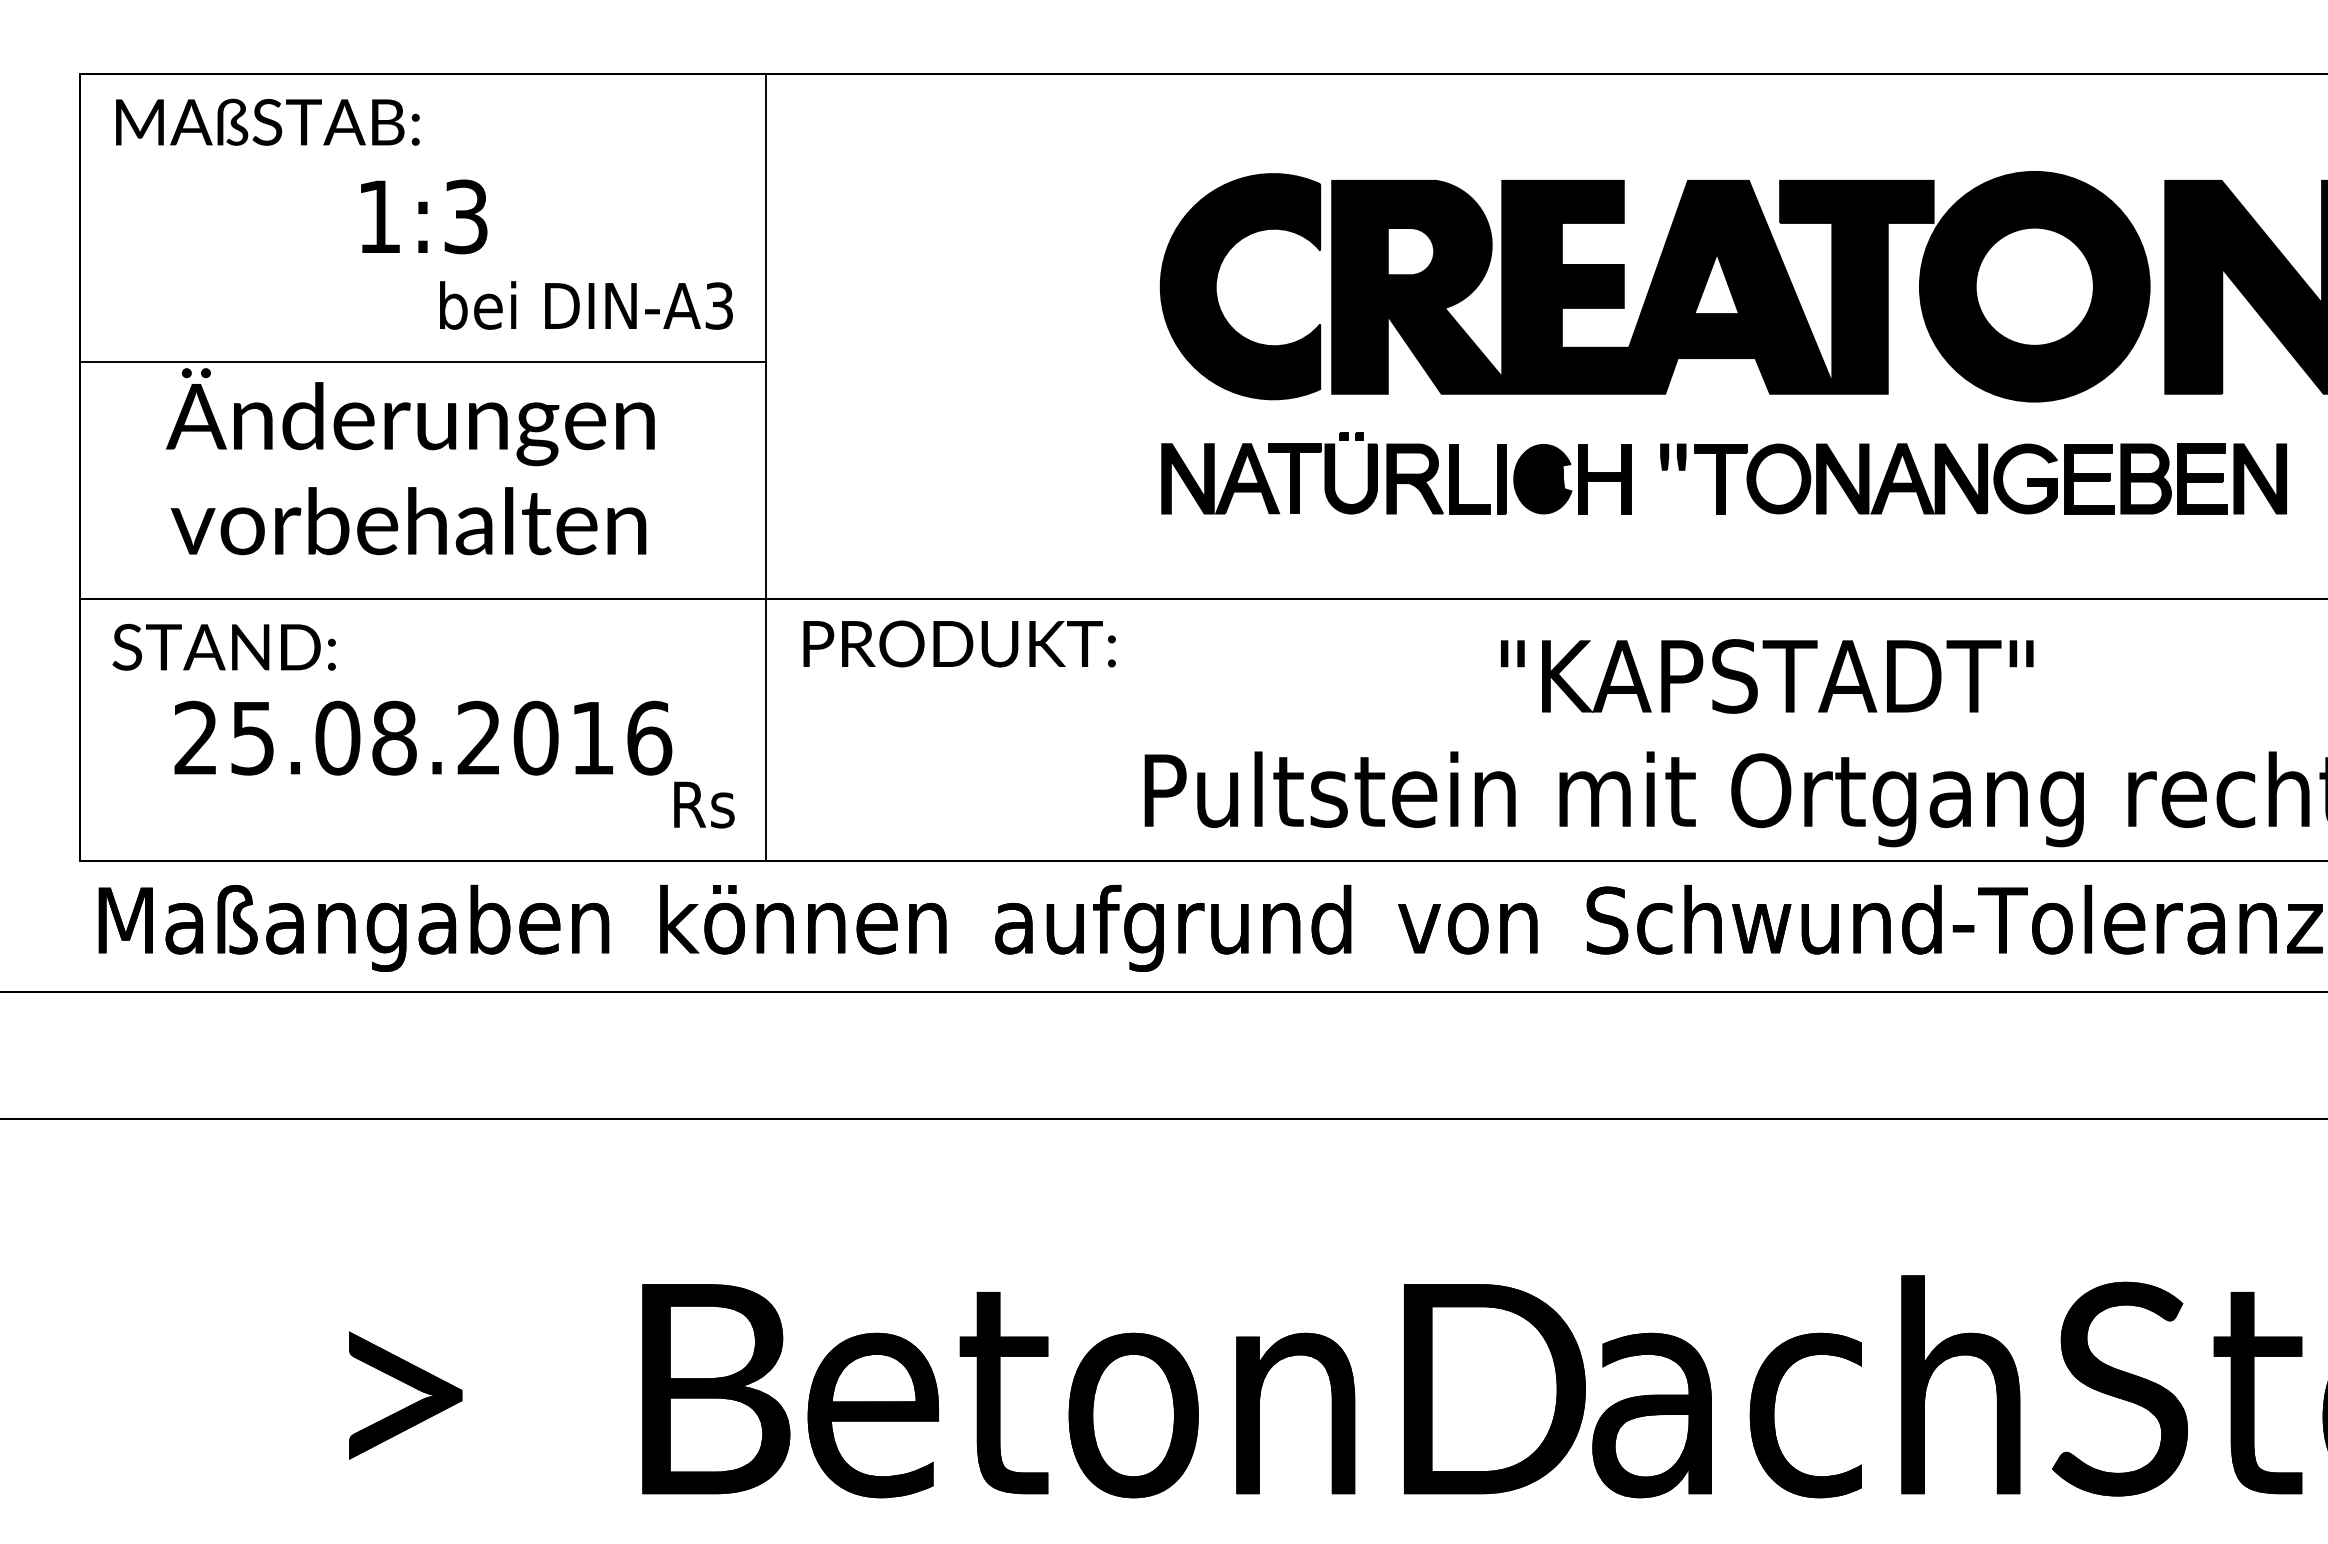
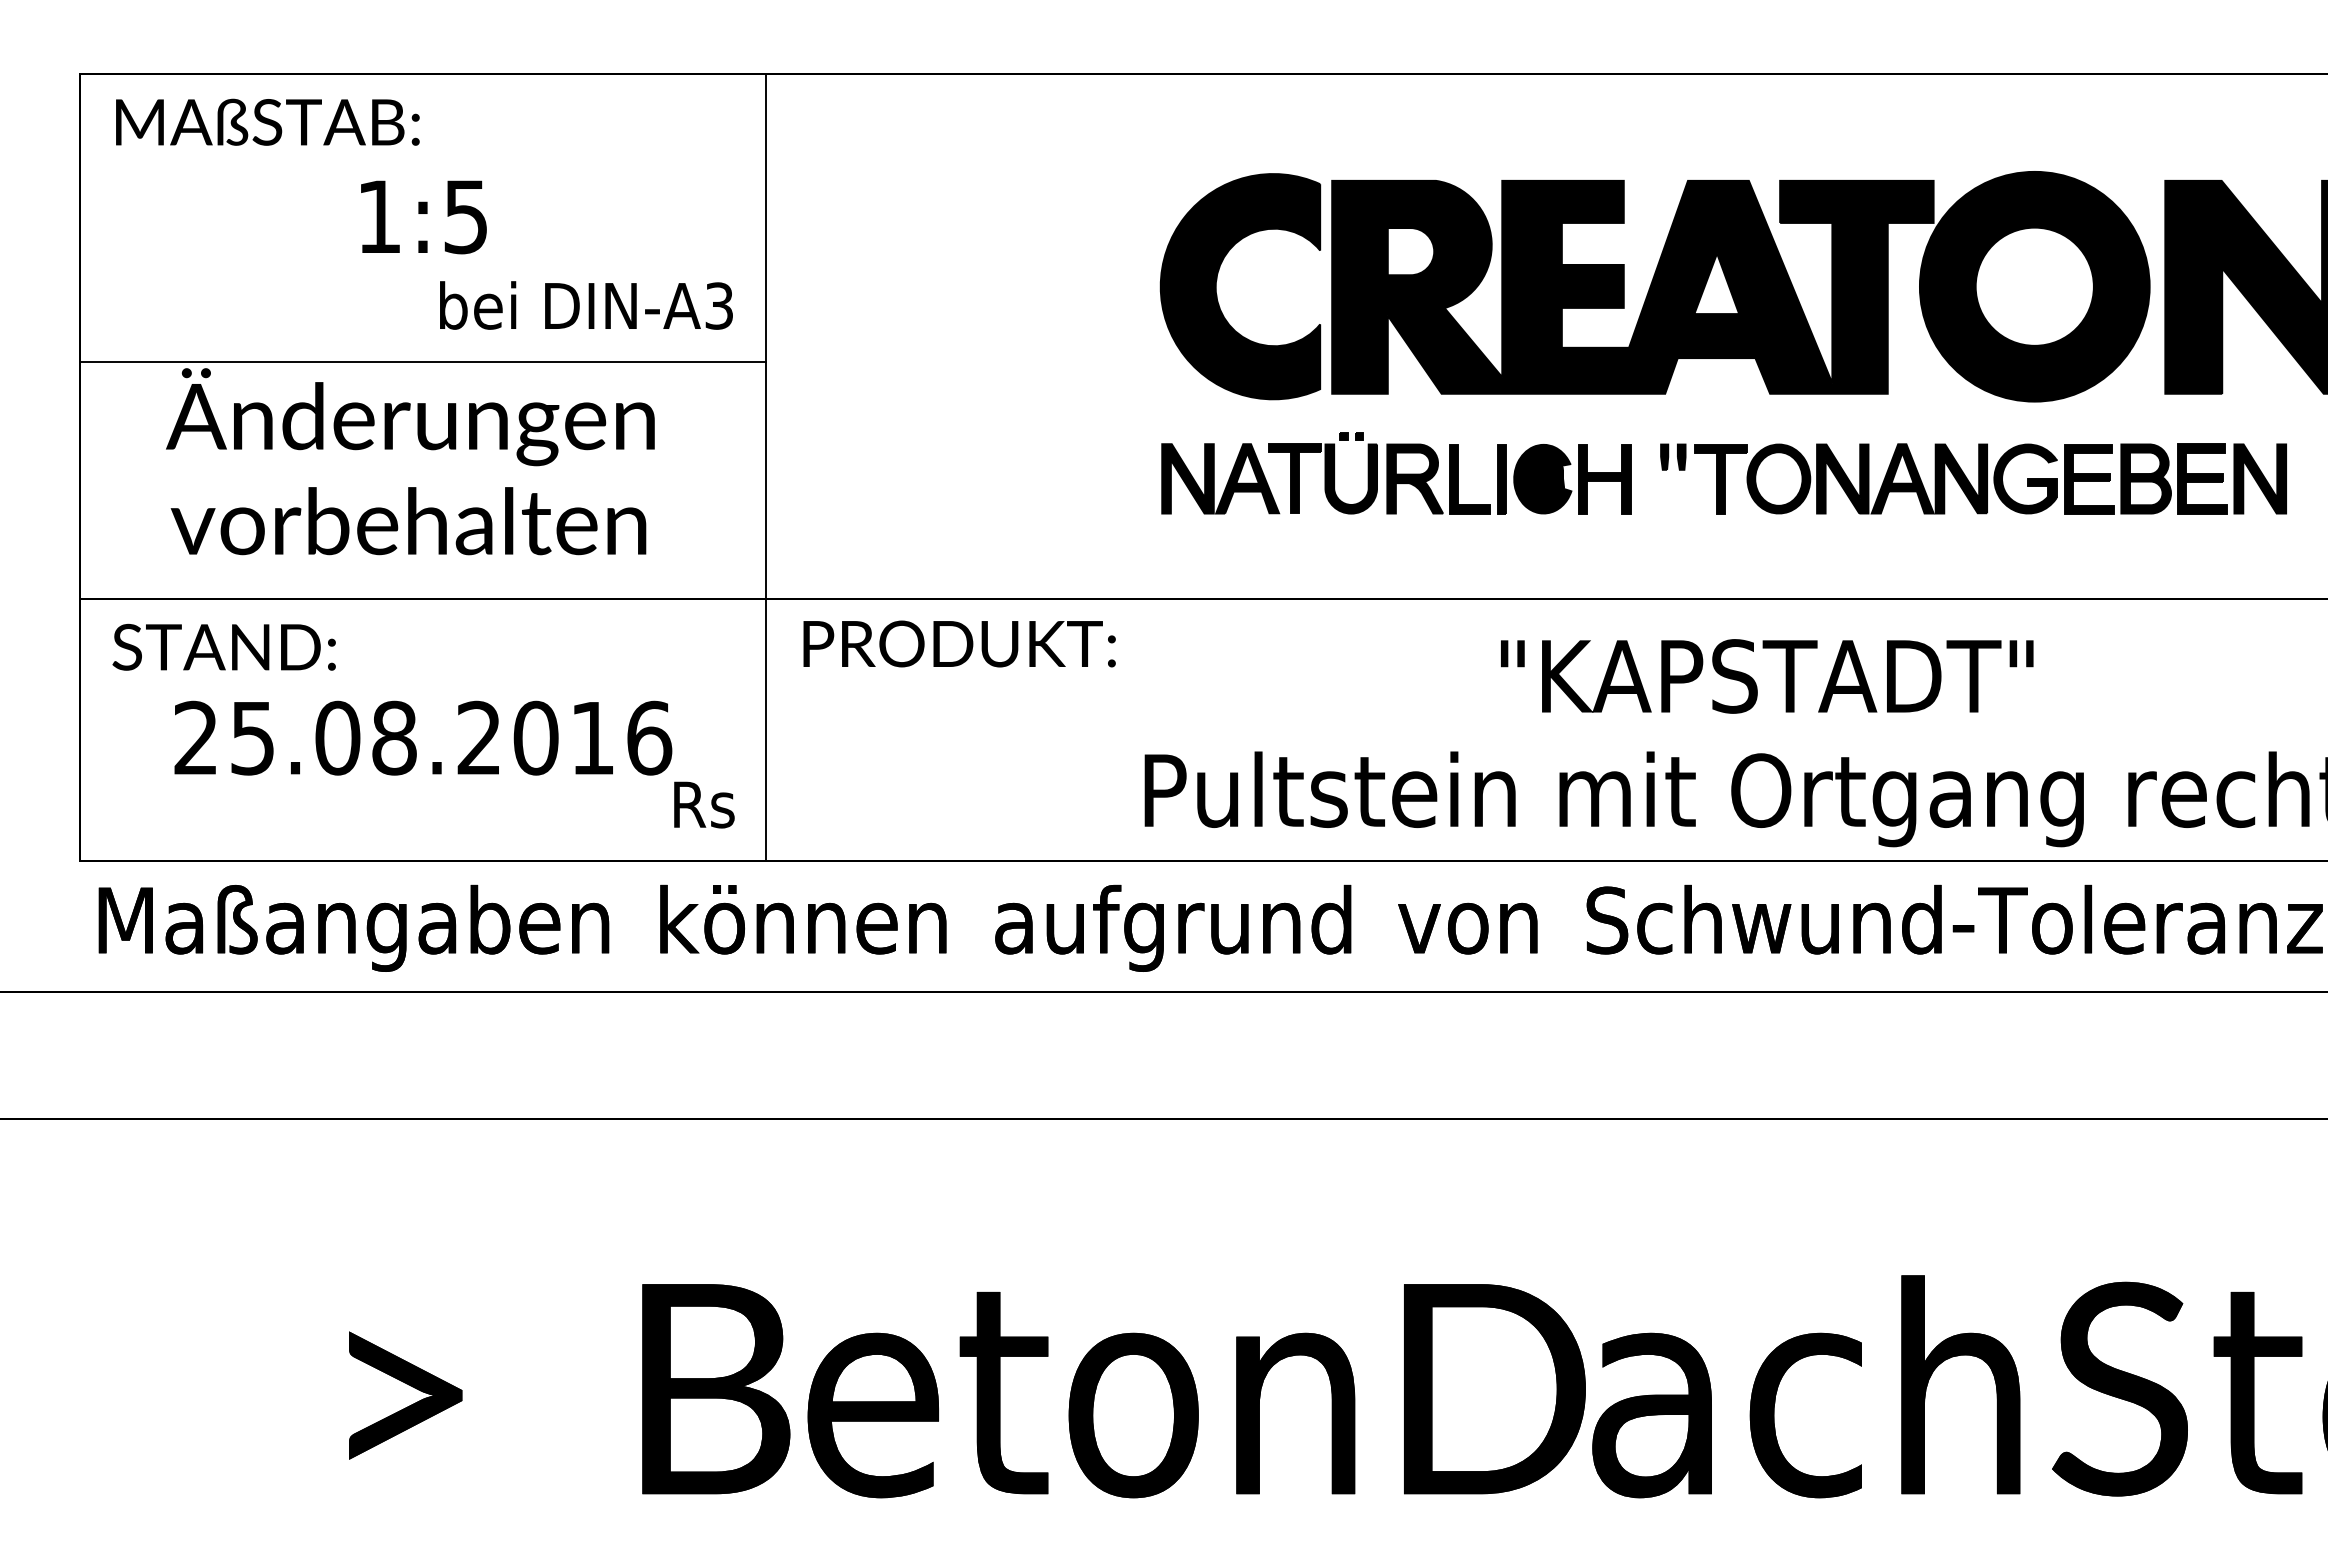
text: 1:3 -> 1:5 (465, 216)
